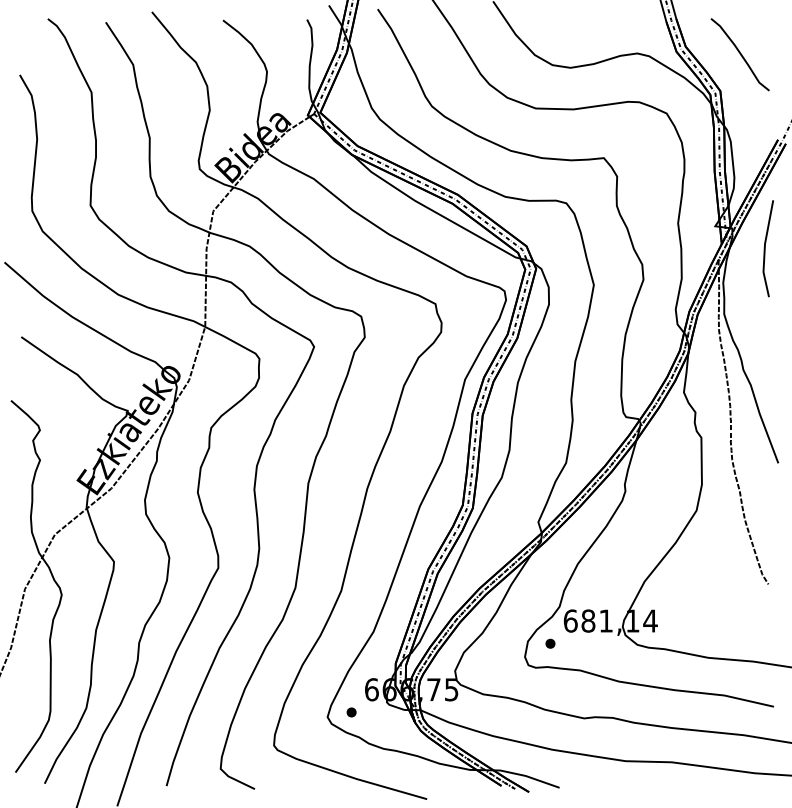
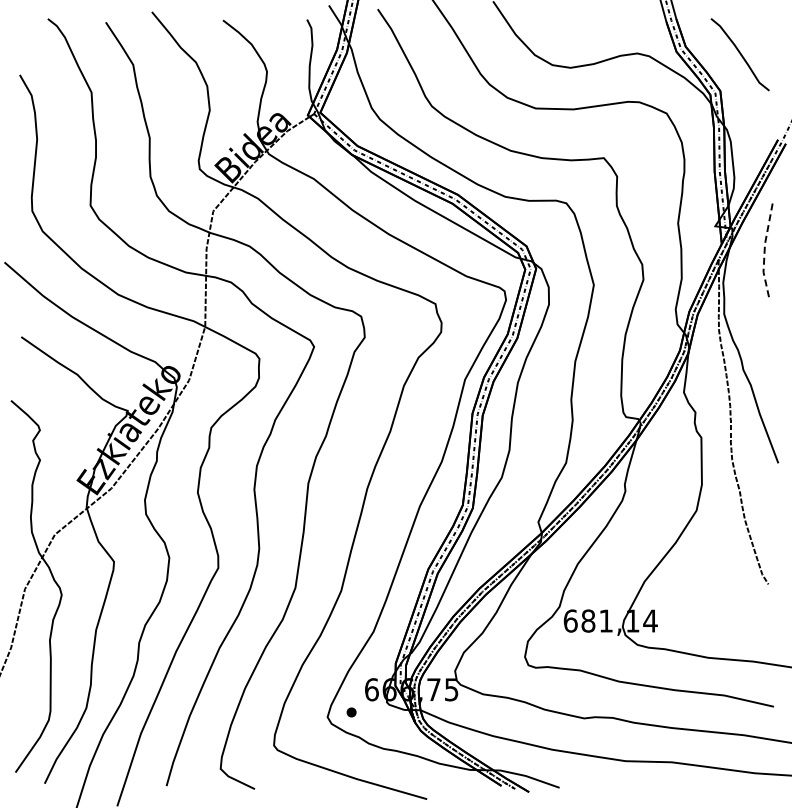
line: solid -> dashed (764, 248)
part: present -> none (550, 643)
